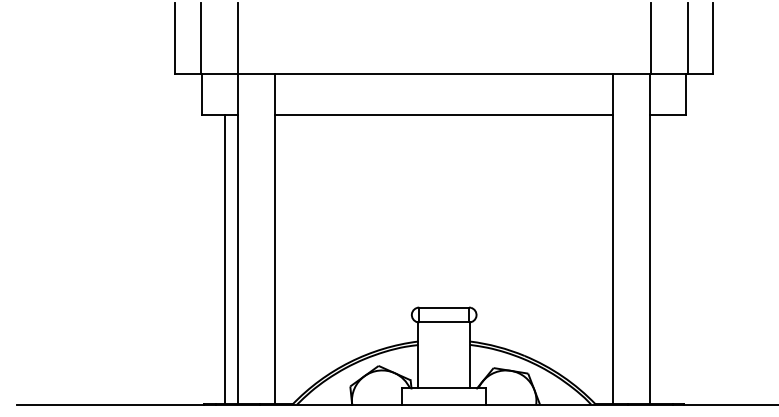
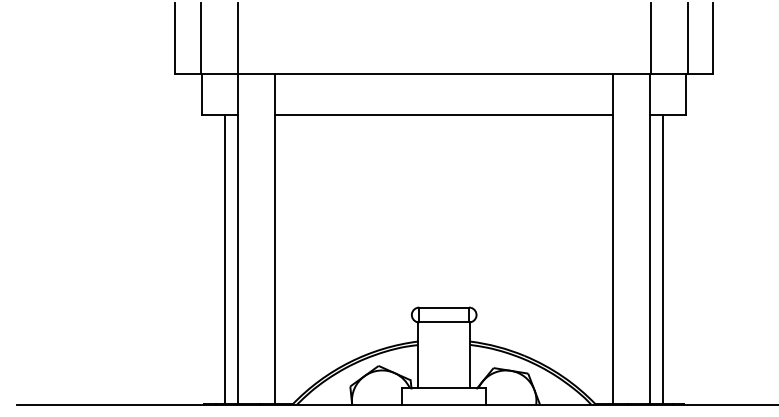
line: none -> present (663, 258)
